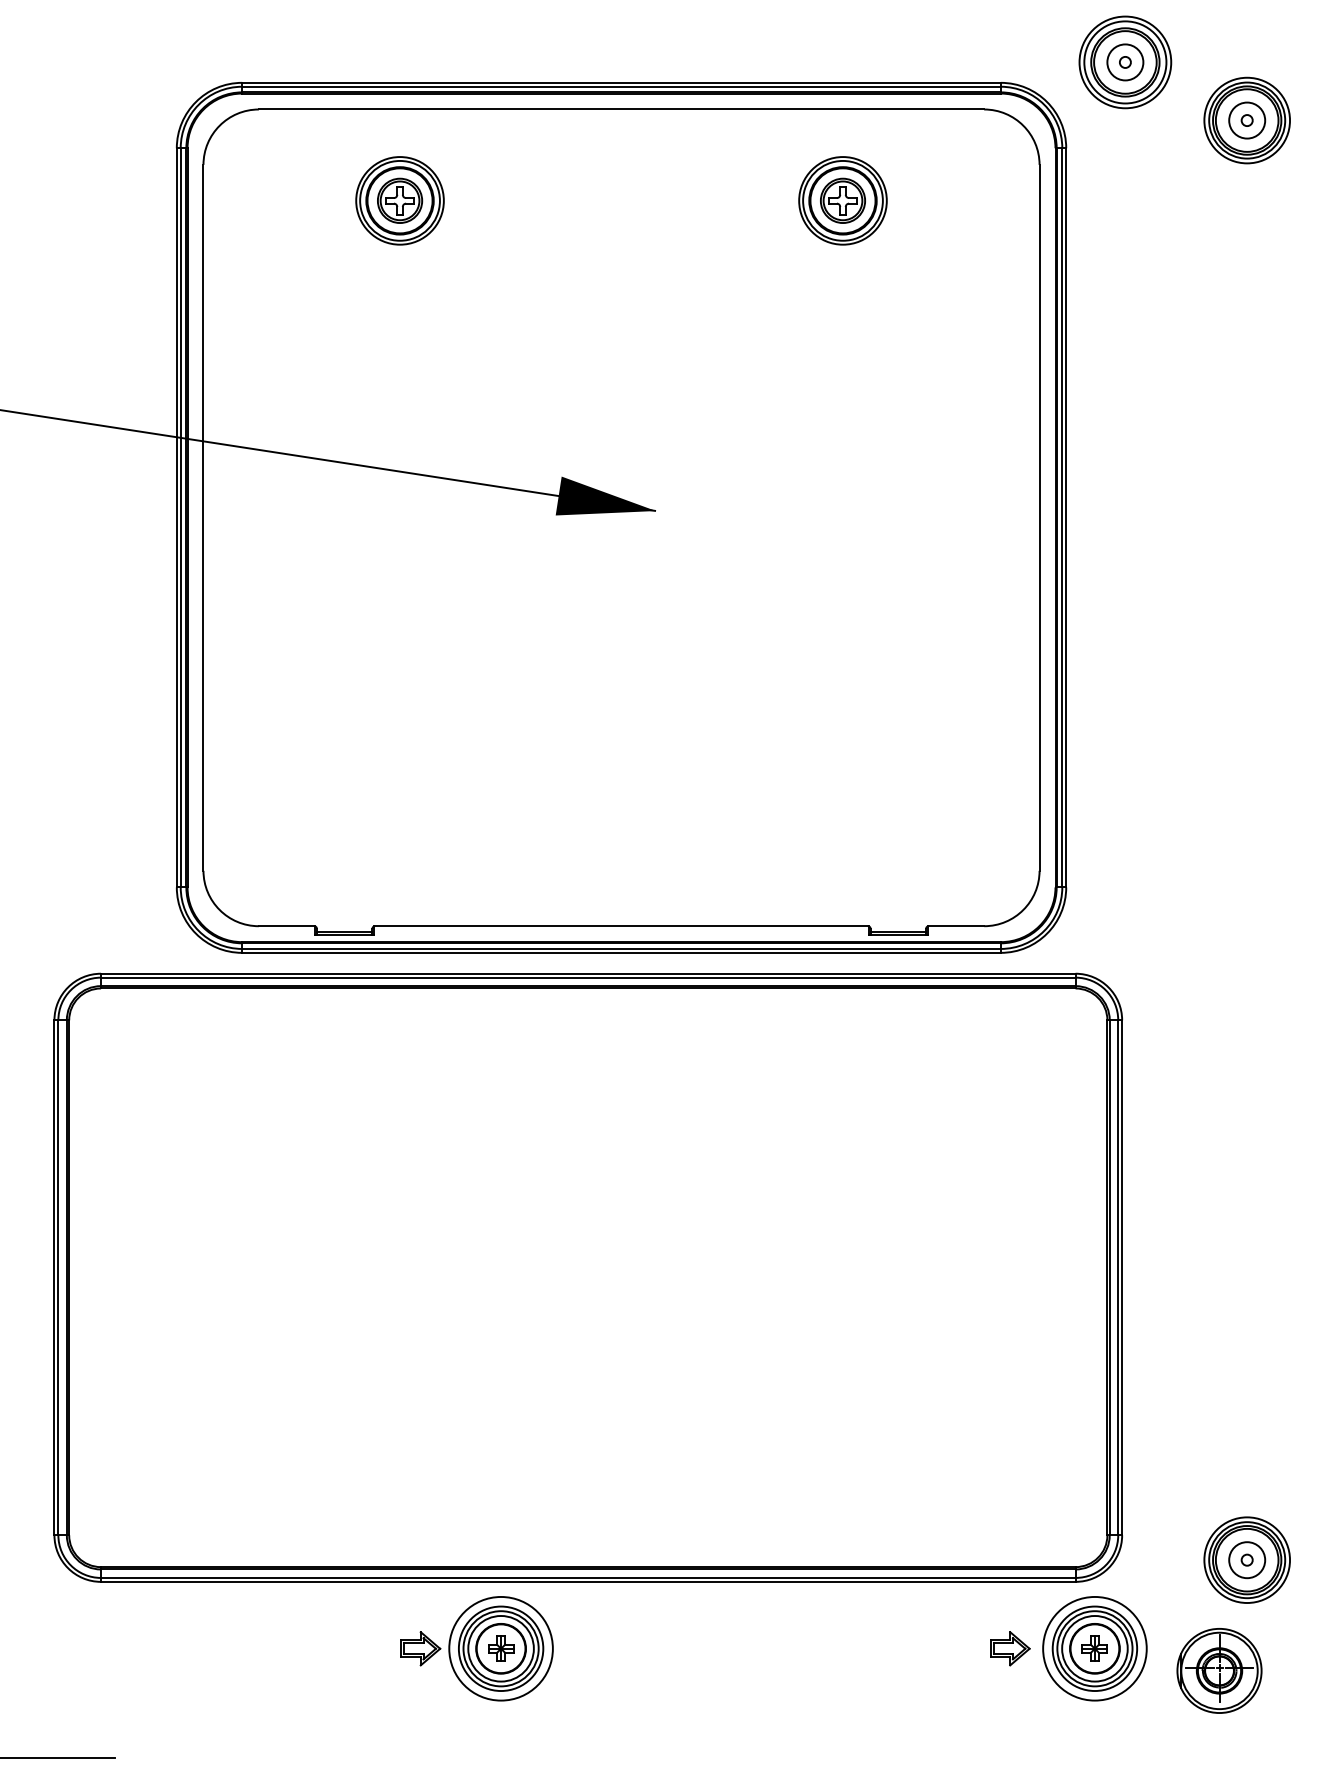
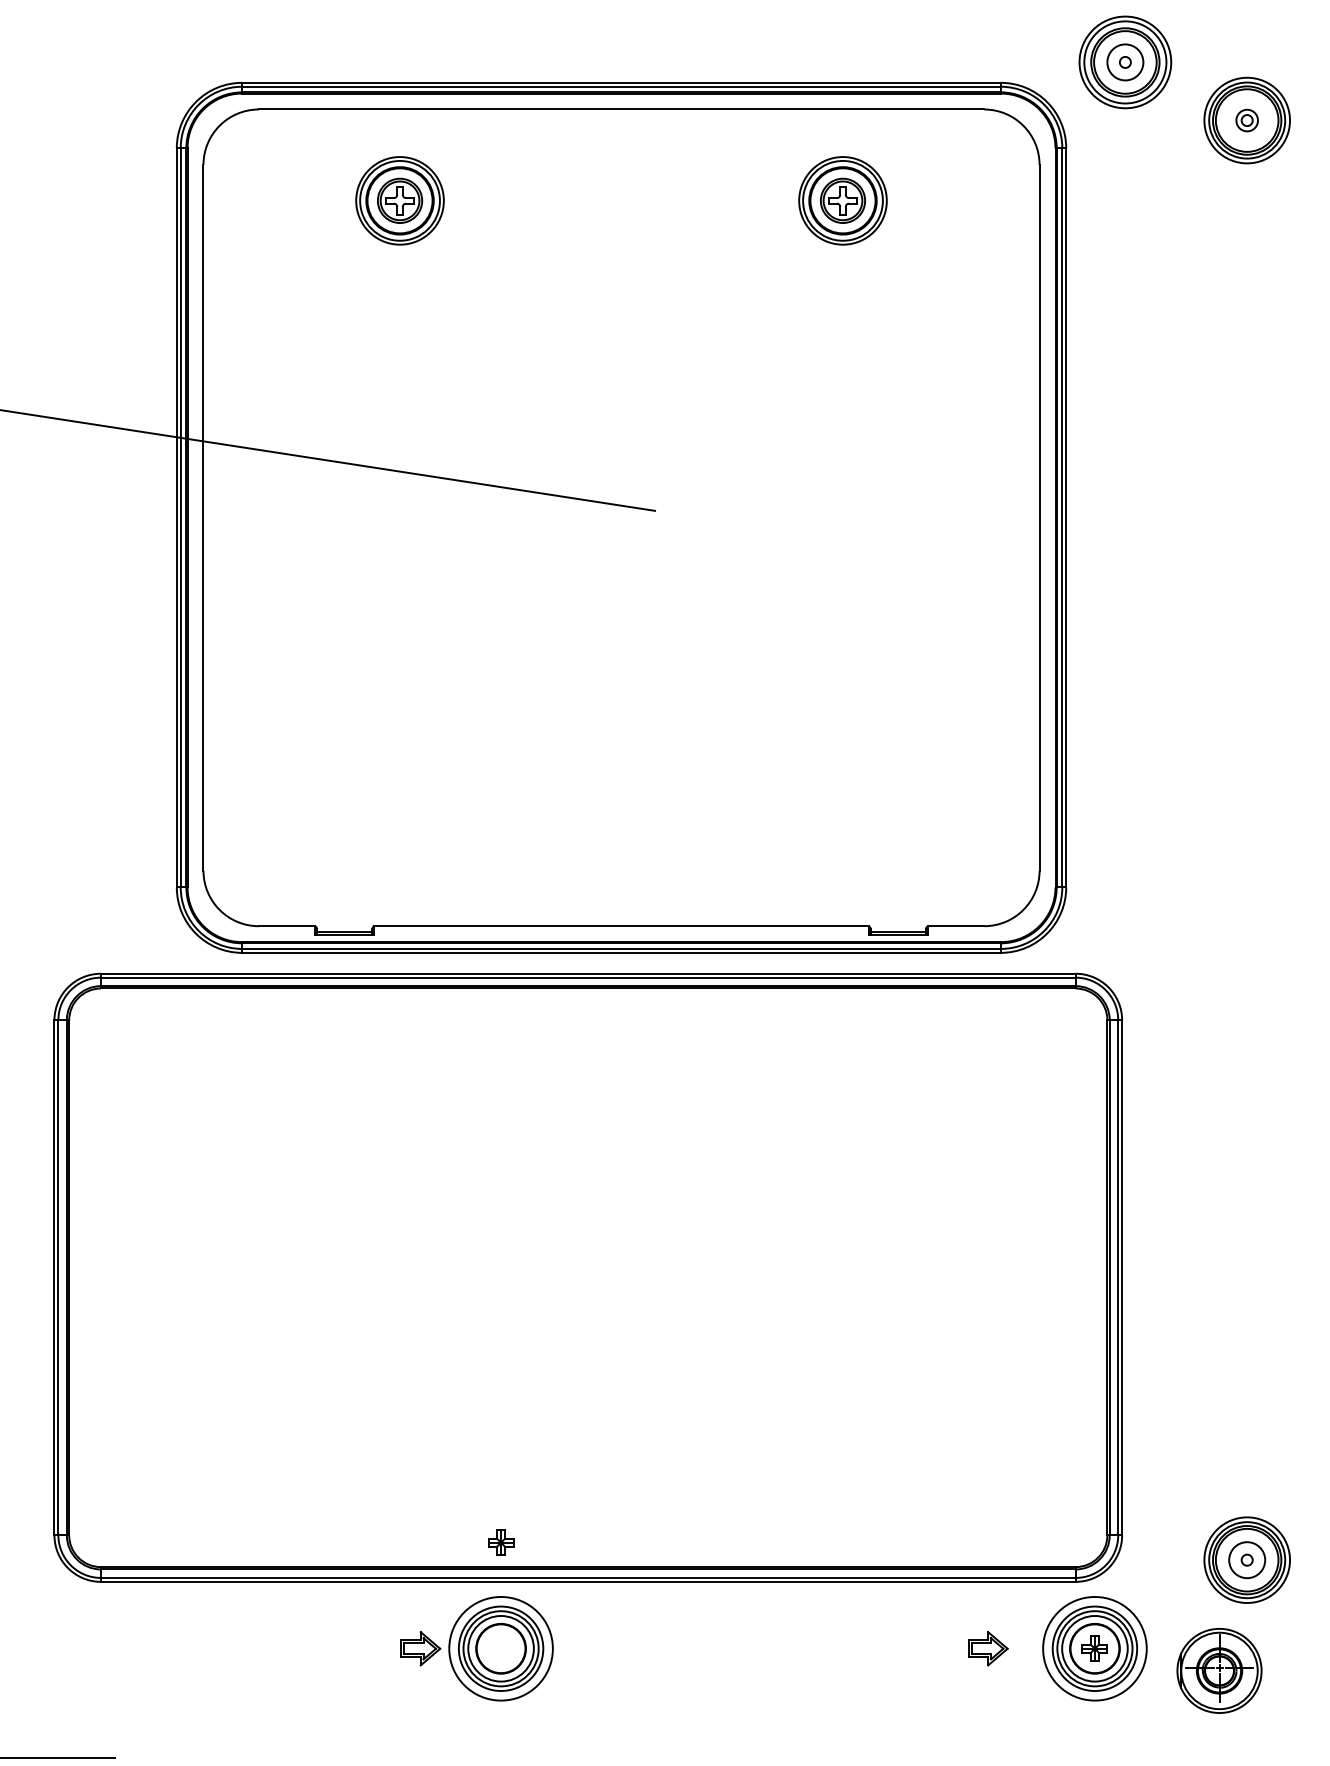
circle diameter: 36 px -> 22 px (1246, 120)
fill: present -> none (605, 495)
part position: (501, 1648) -> (501, 1542) (501, 1542)
part position: (1010, 1648) -> (988, 1648) (988, 1648)
